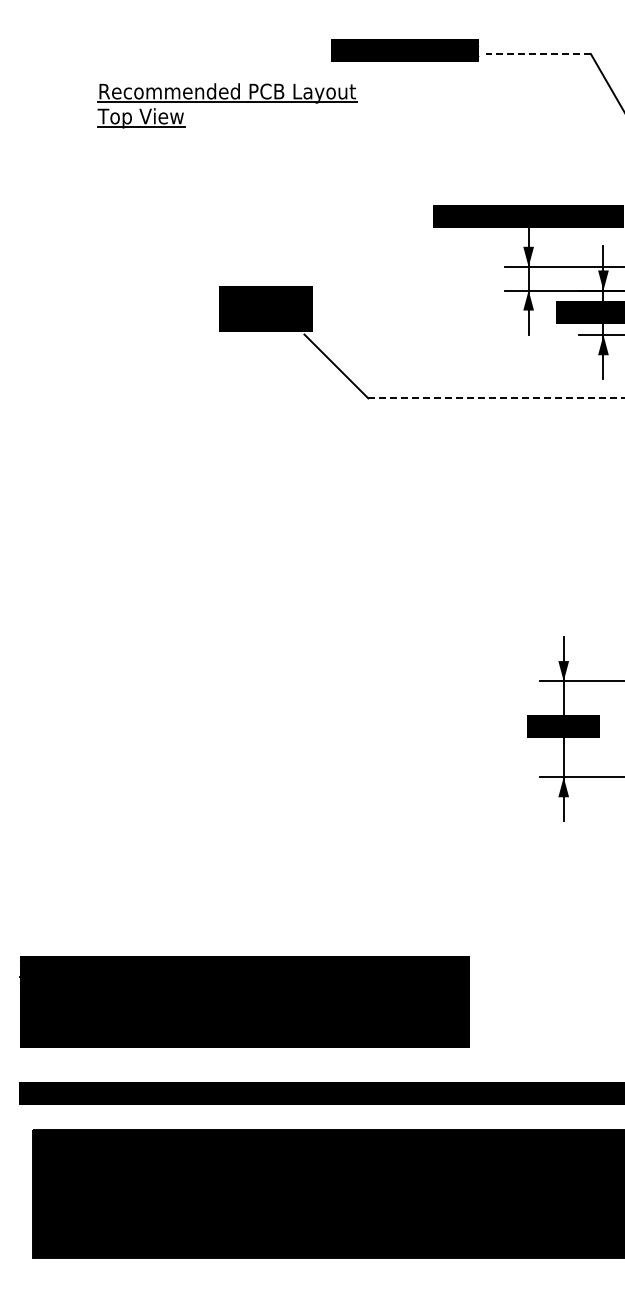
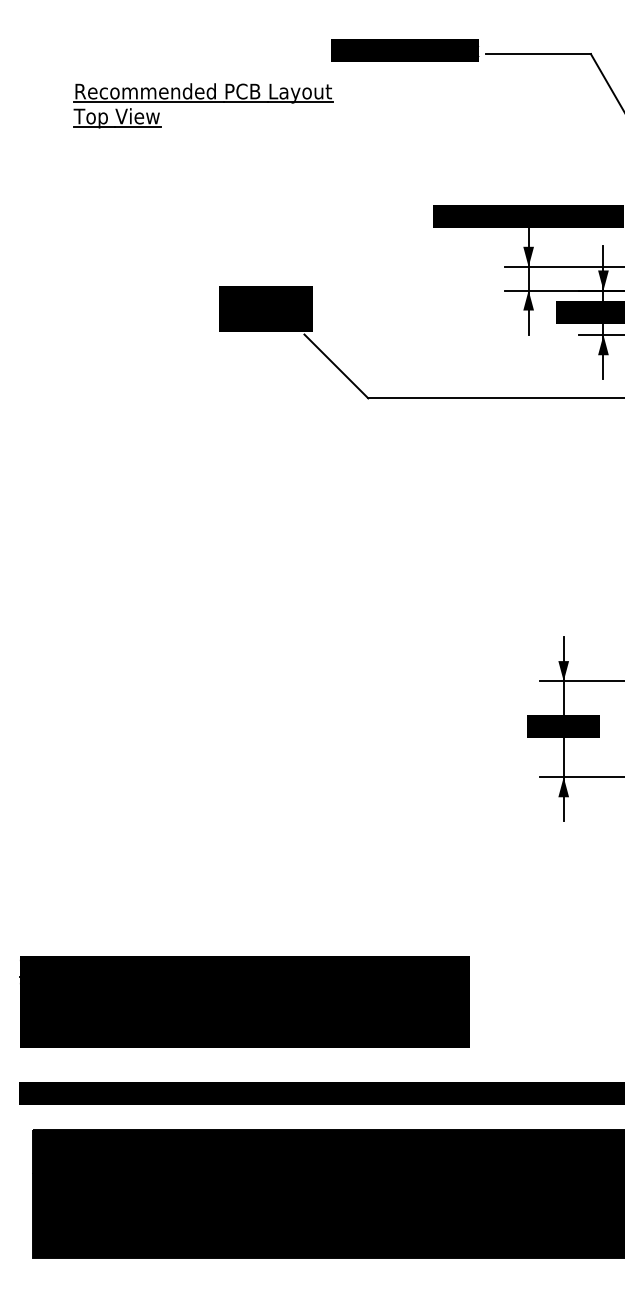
line: dashed -> solid (538, 54)
part position: (227, 105) -> (203, 105) (203, 105)
line: dashed -> solid (496, 398)
